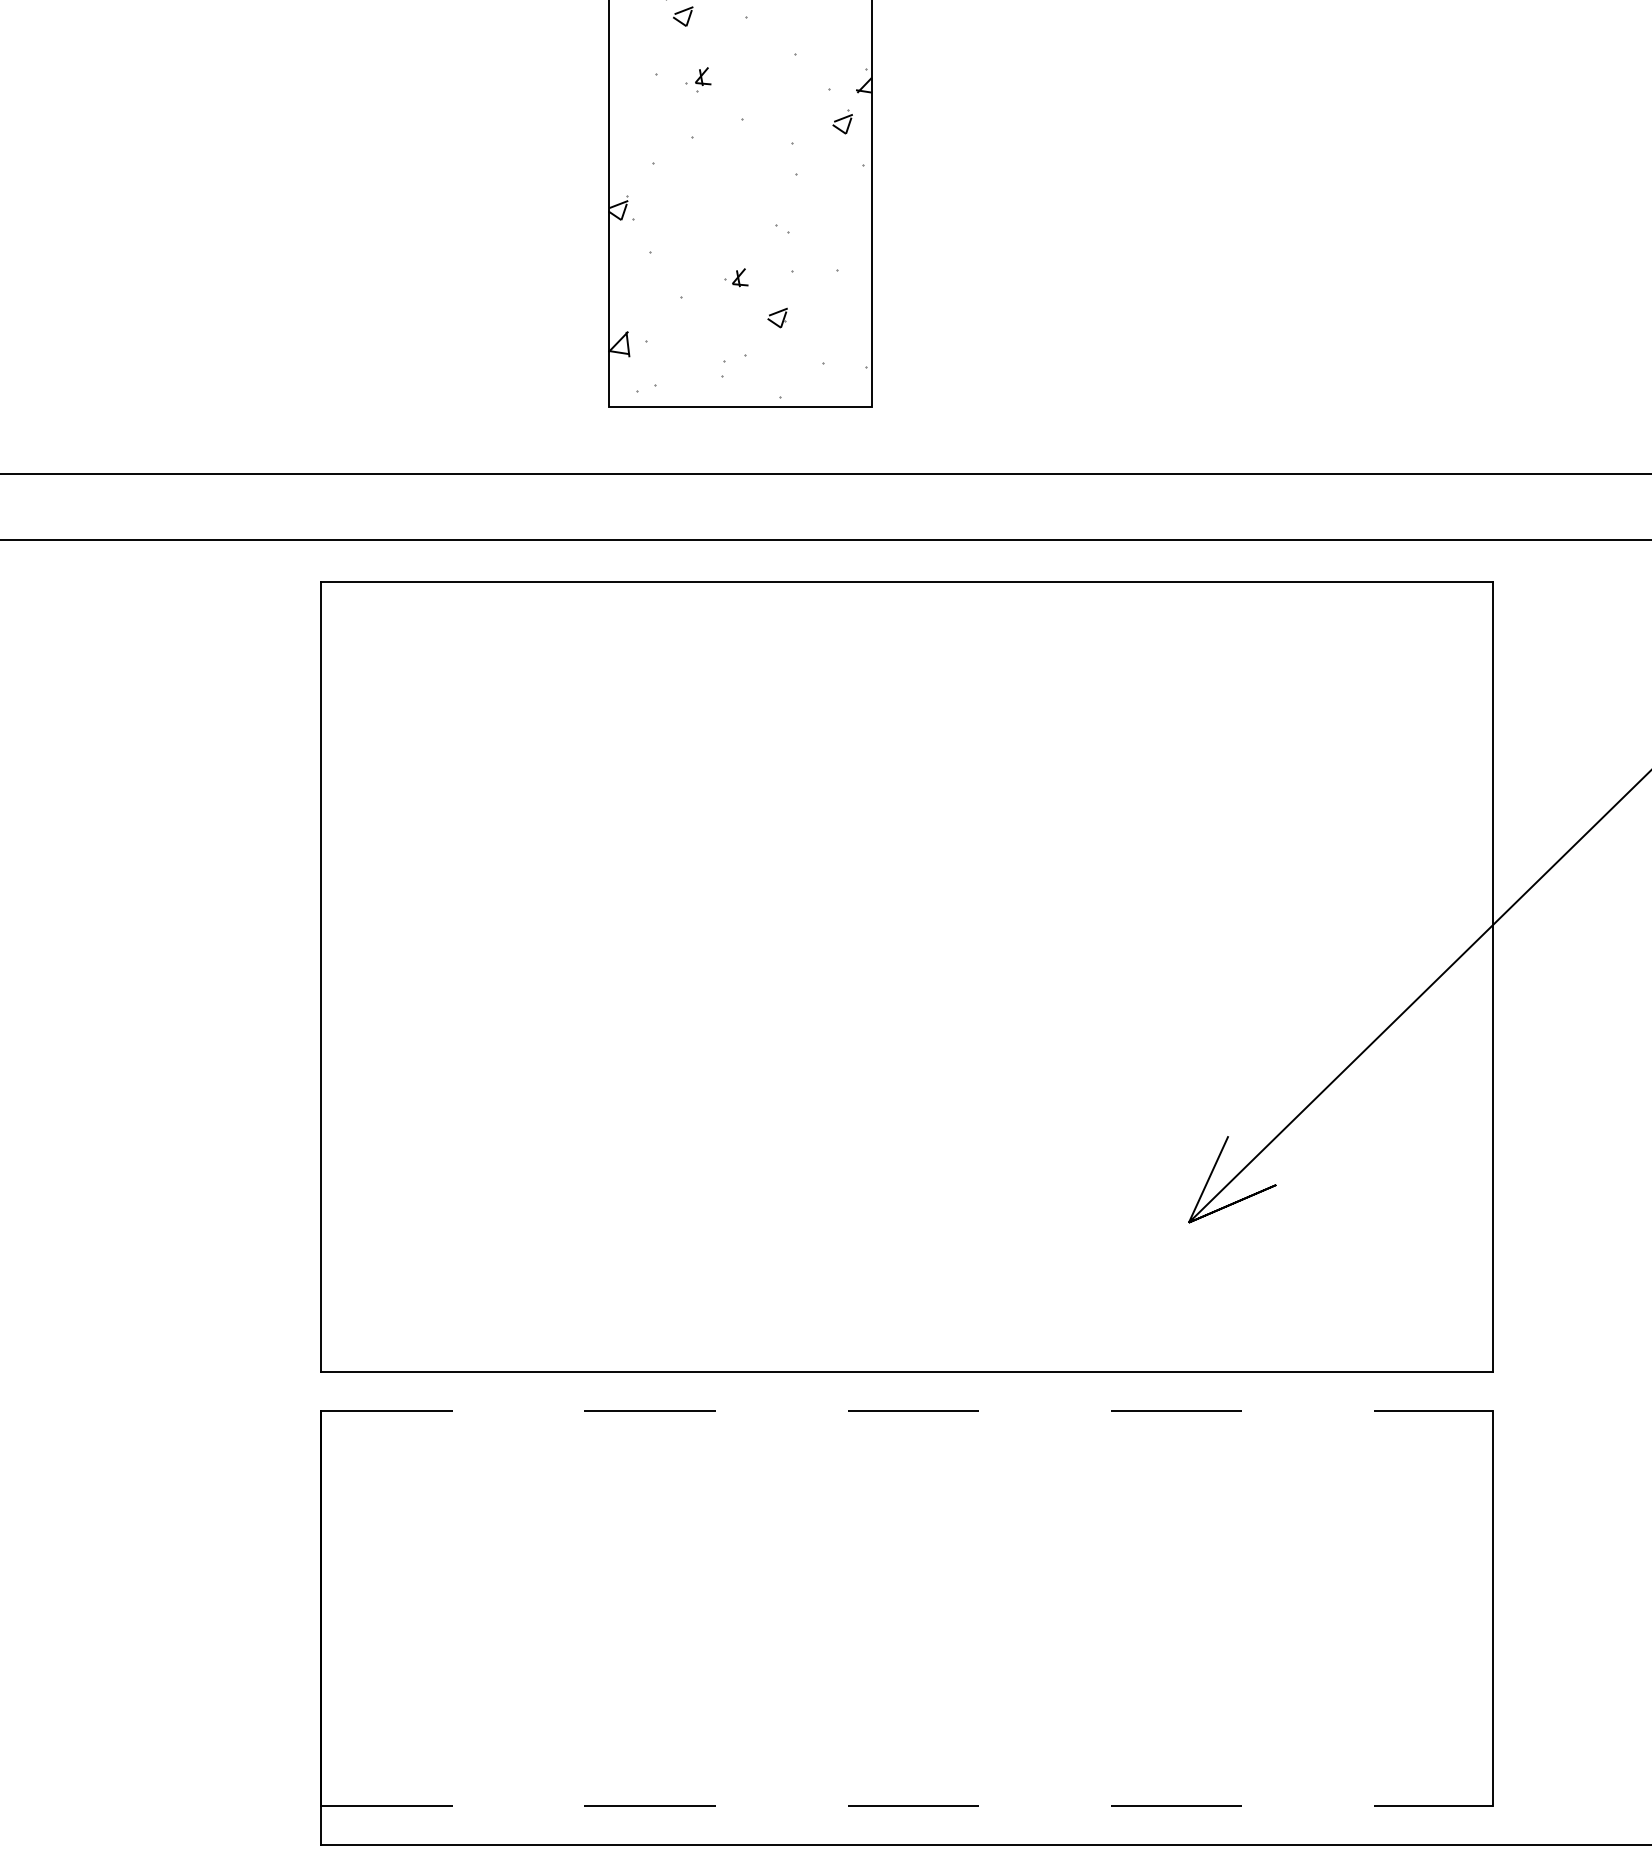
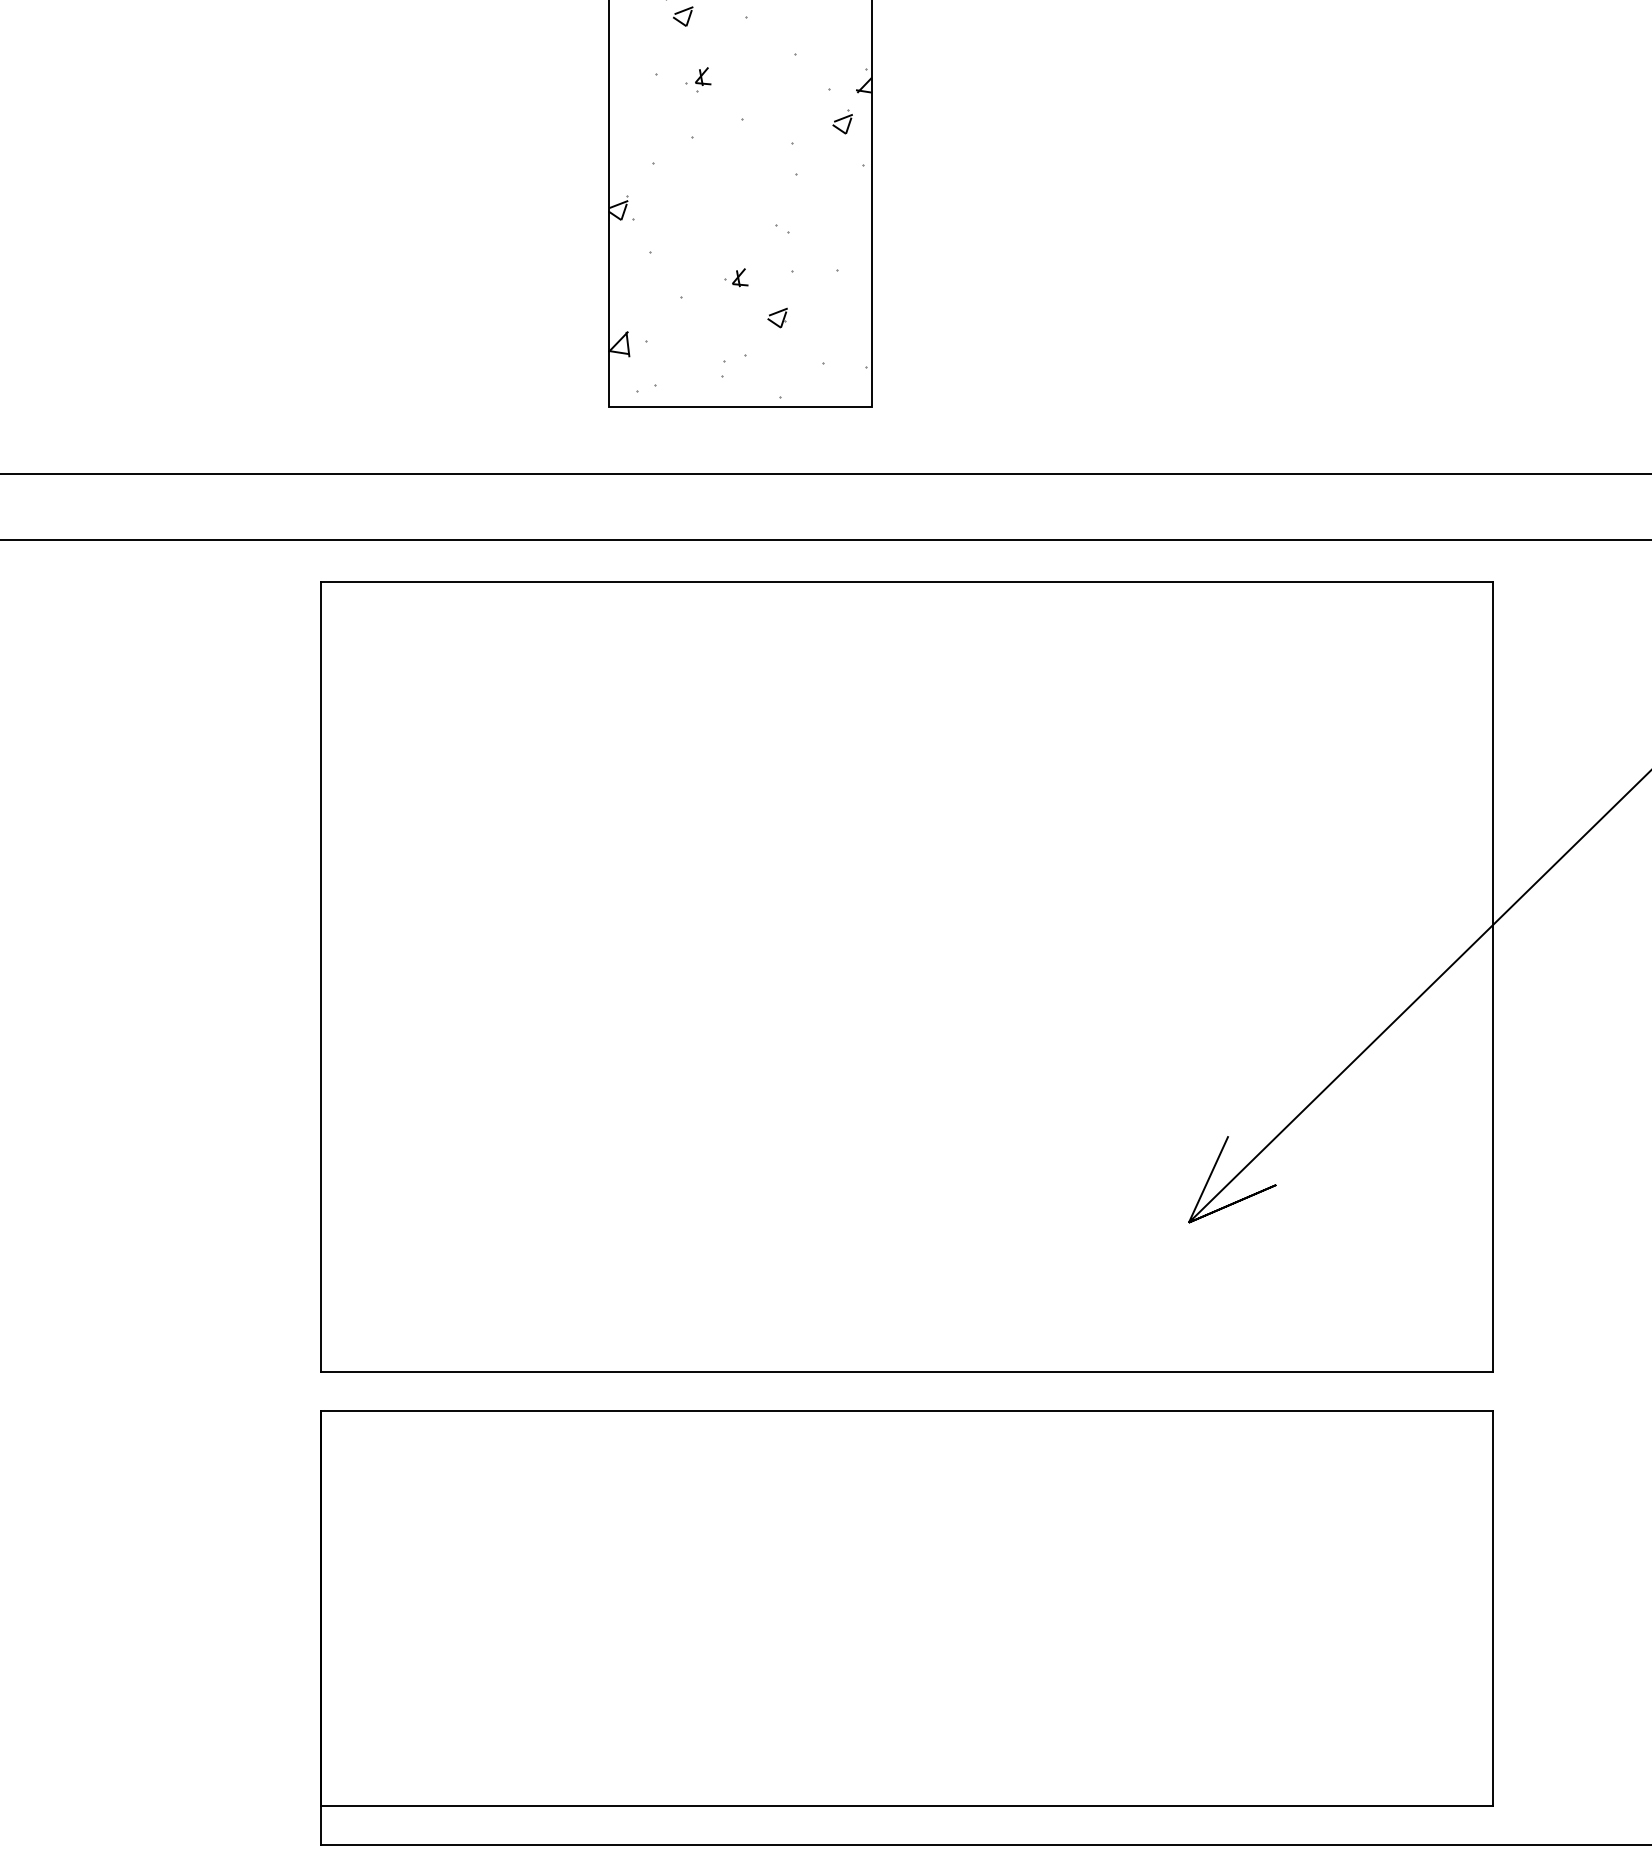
line: dashed -> solid (907, 1411)
line: dashed -> solid (907, 1805)
